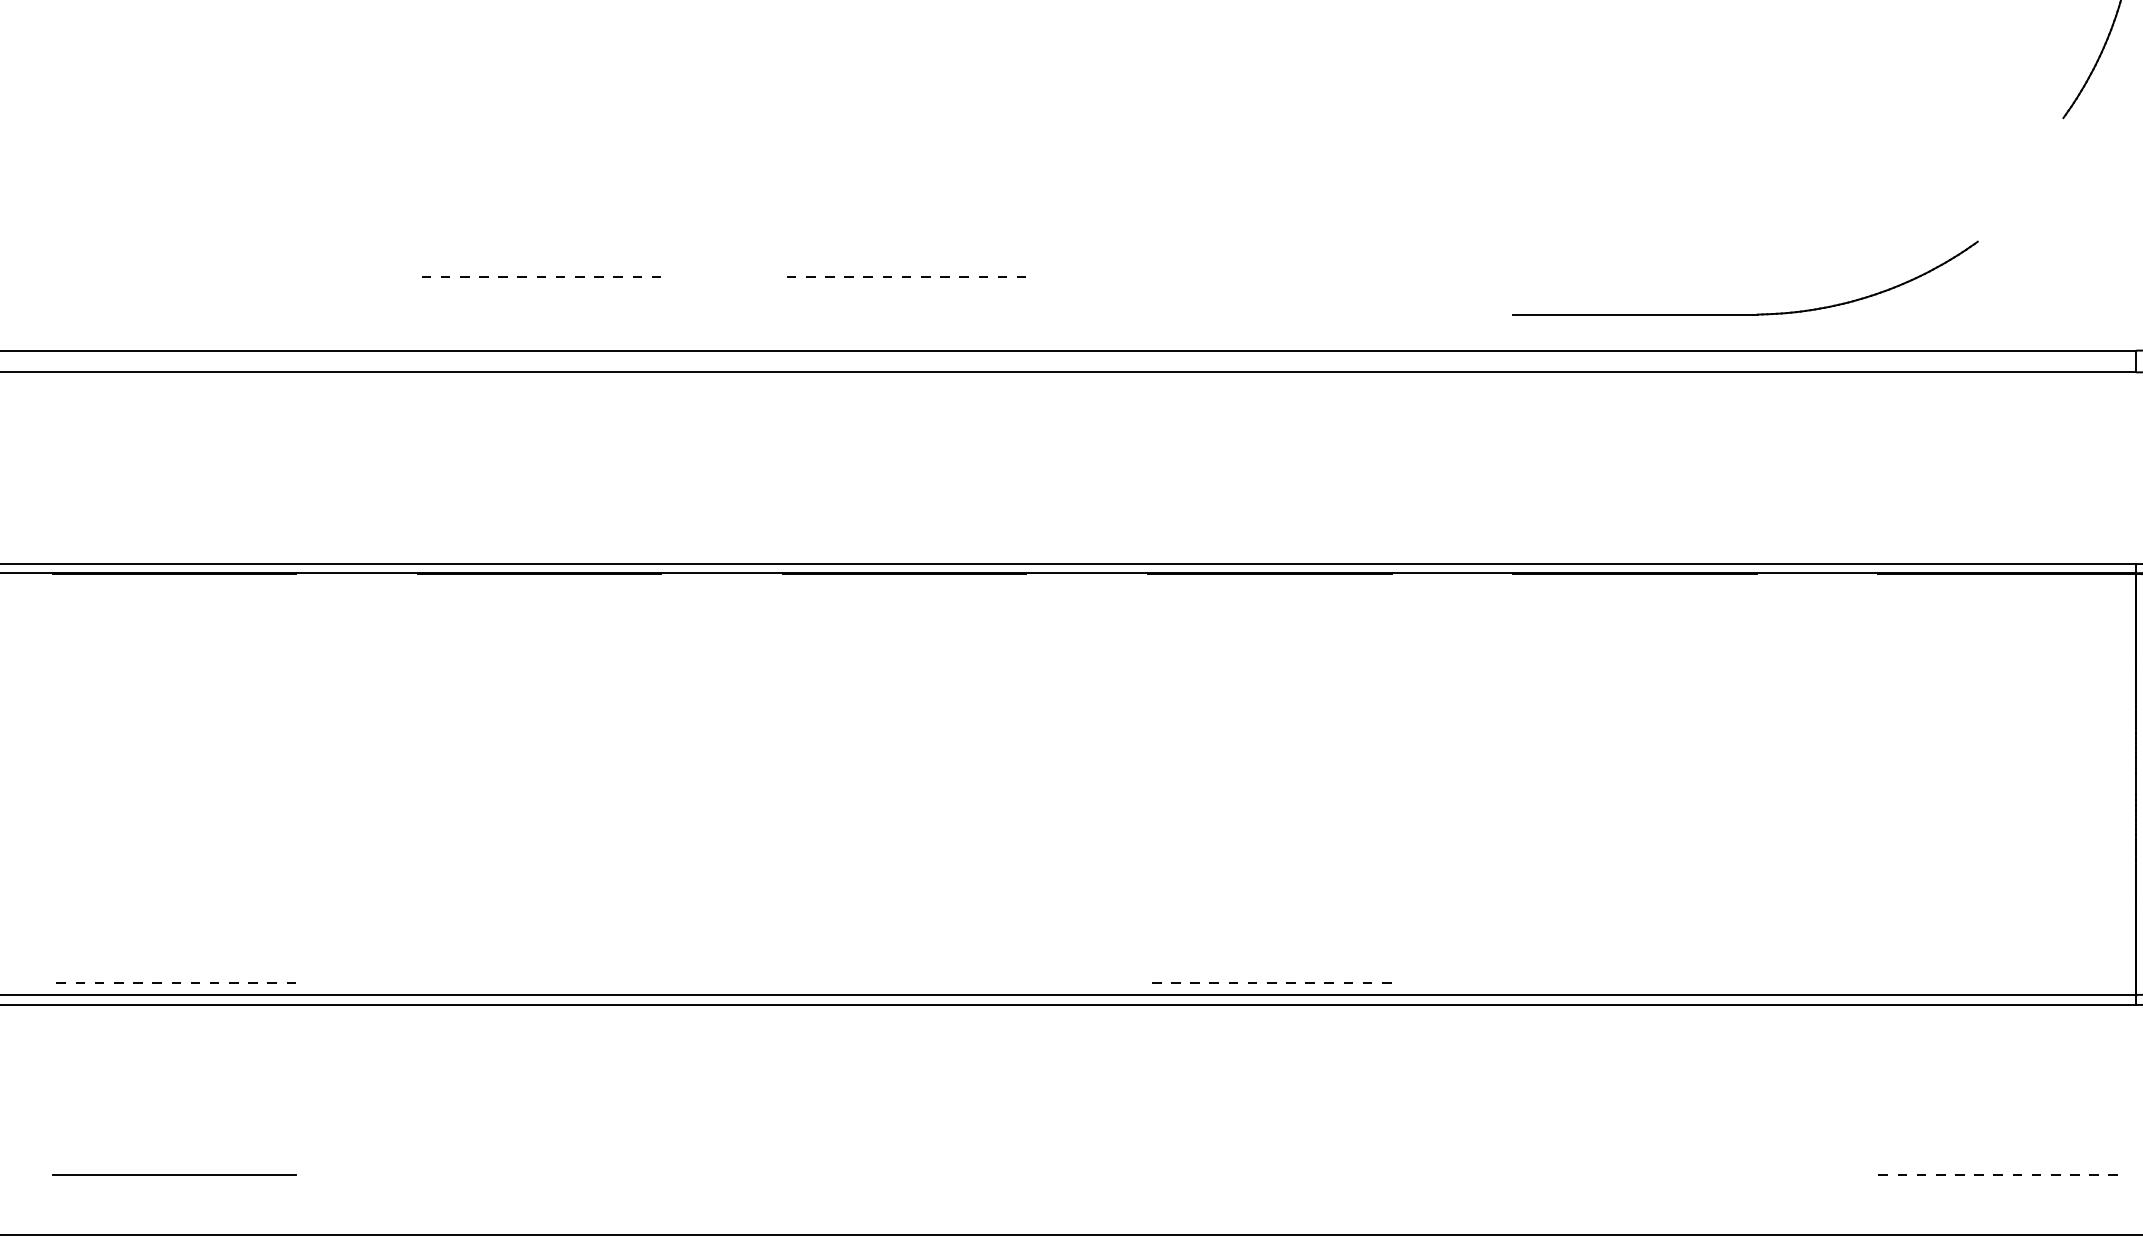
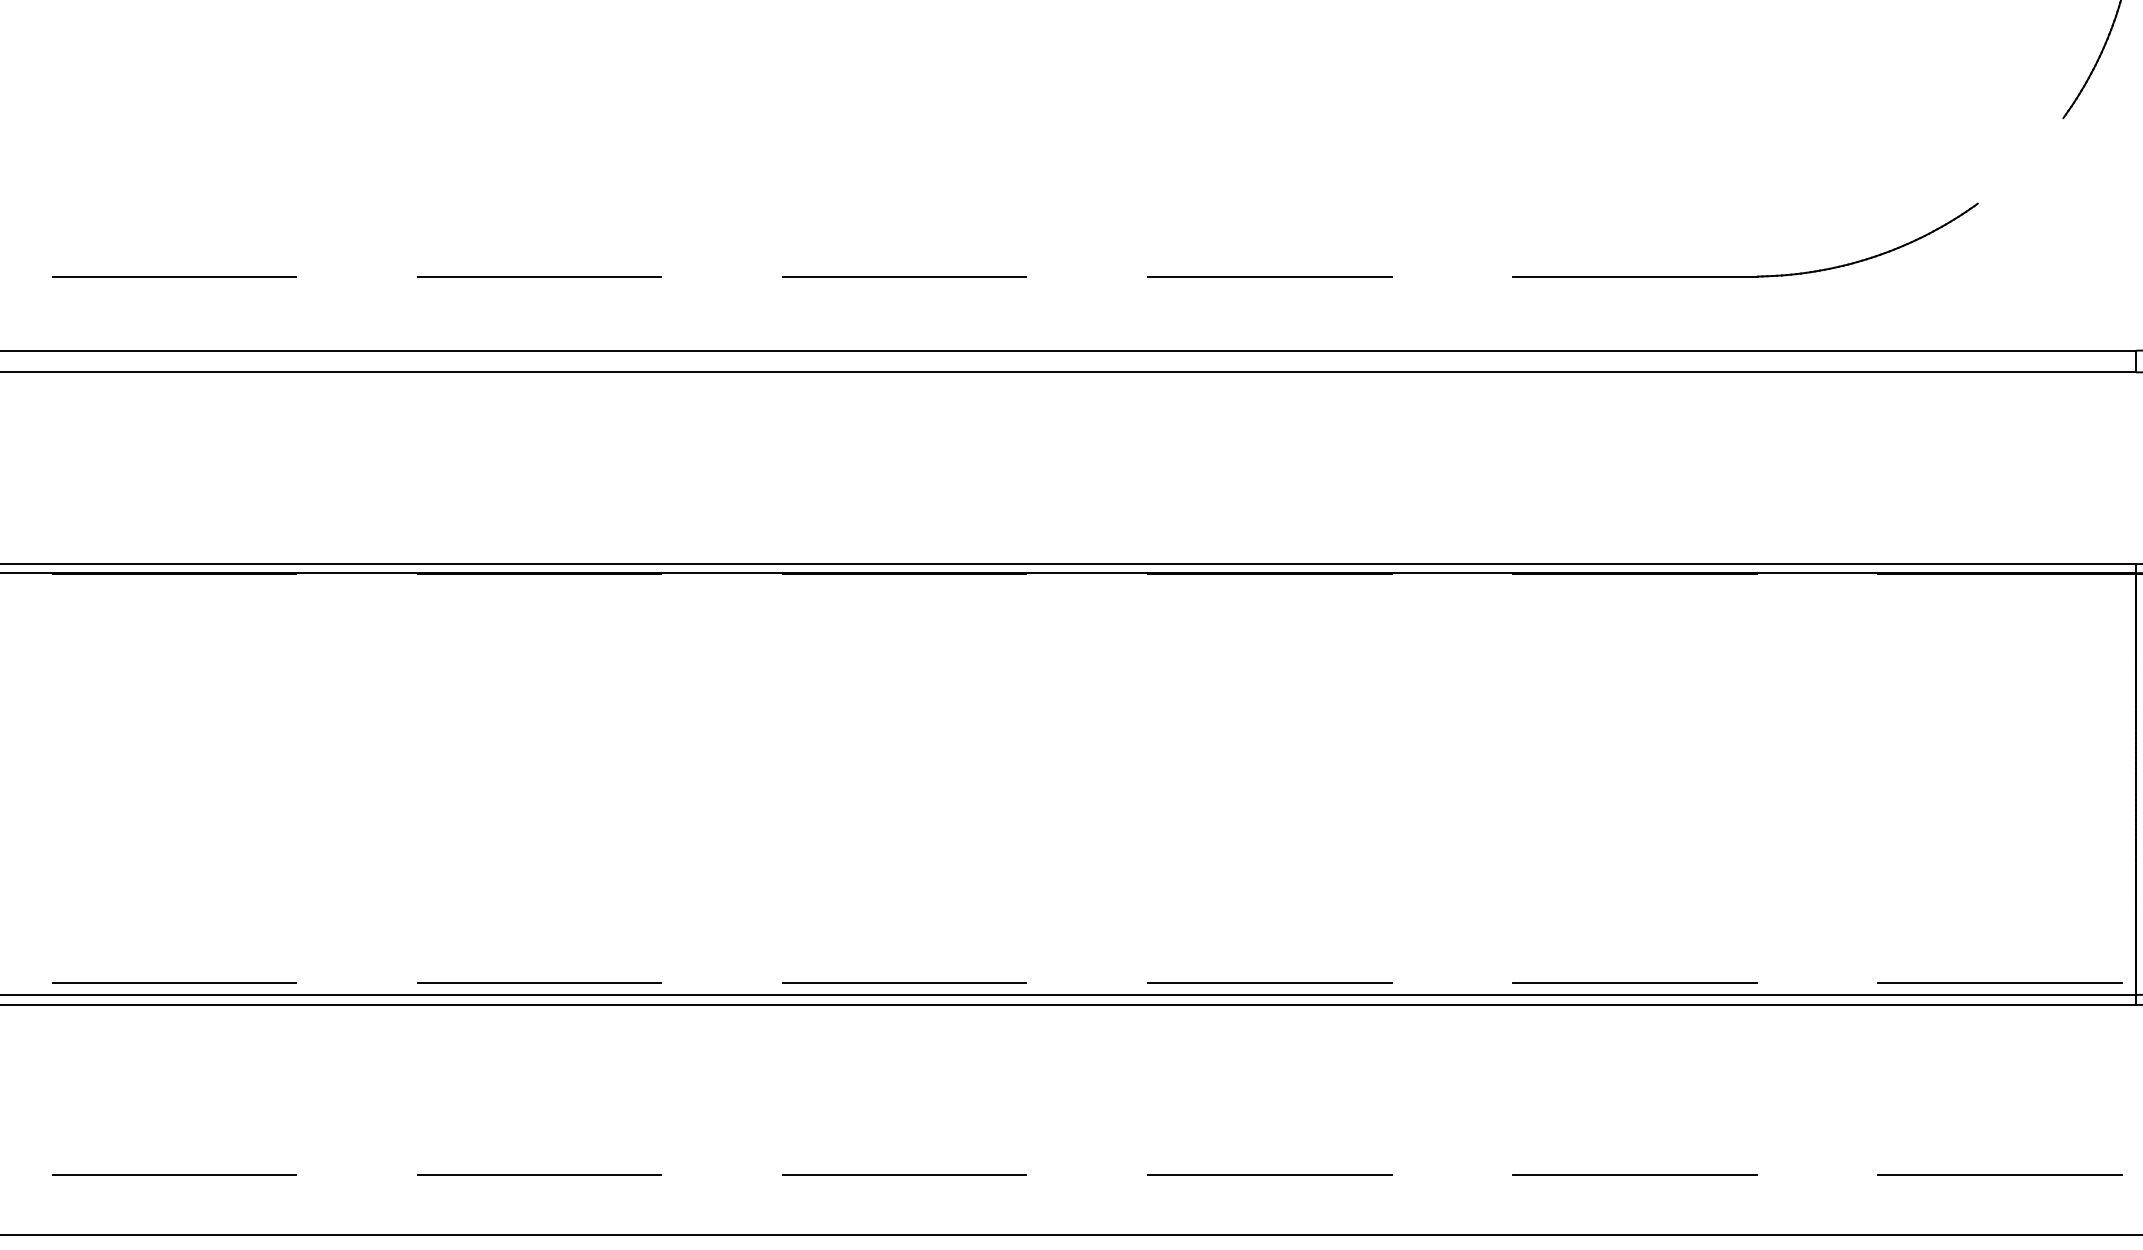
line: none -> present (174, 276)
line: dashed -> solid (539, 276)
line: dashed -> solid (904, 276)
line: none -> present (1269, 276)
part position: (1745, 314) -> (1745, 276) (1745, 276)
line: dashed -> solid (174, 982)
line: none -> present (539, 982)
line: none -> present (904, 982)
line: dashed -> solid (1269, 982)
line: none -> present (1634, 982)
line: none -> present (1999, 982)
line: none -> present (539, 1174)
line: none -> present (904, 1174)
line: none -> present (1269, 1174)
line: none -> present (1634, 1174)
line: dashed -> solid (2000, 1174)
